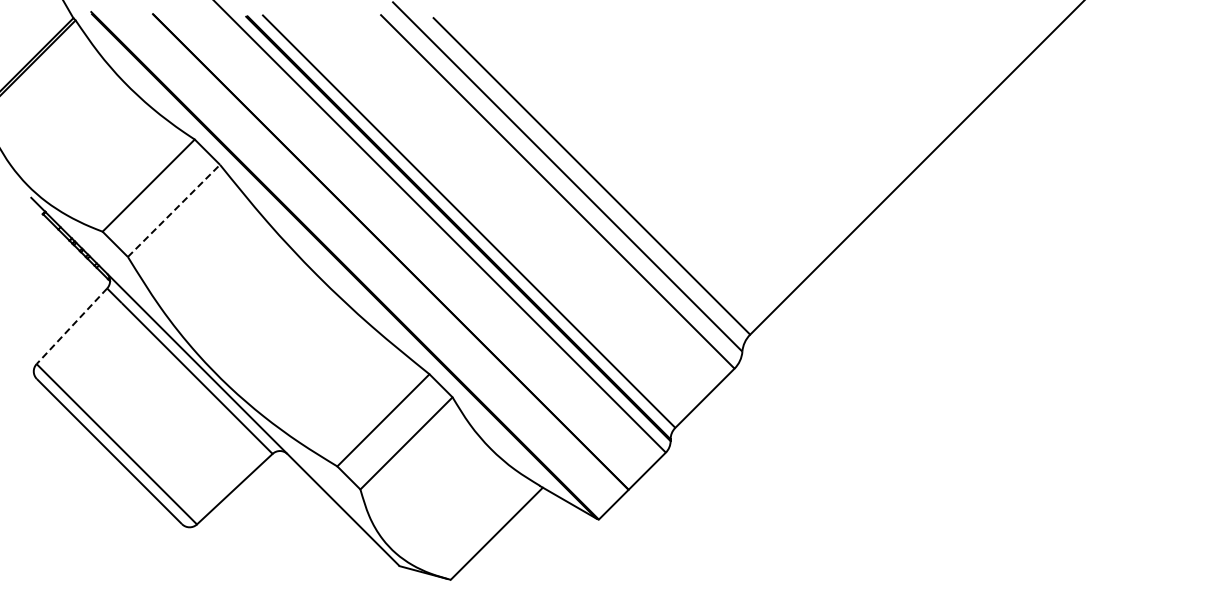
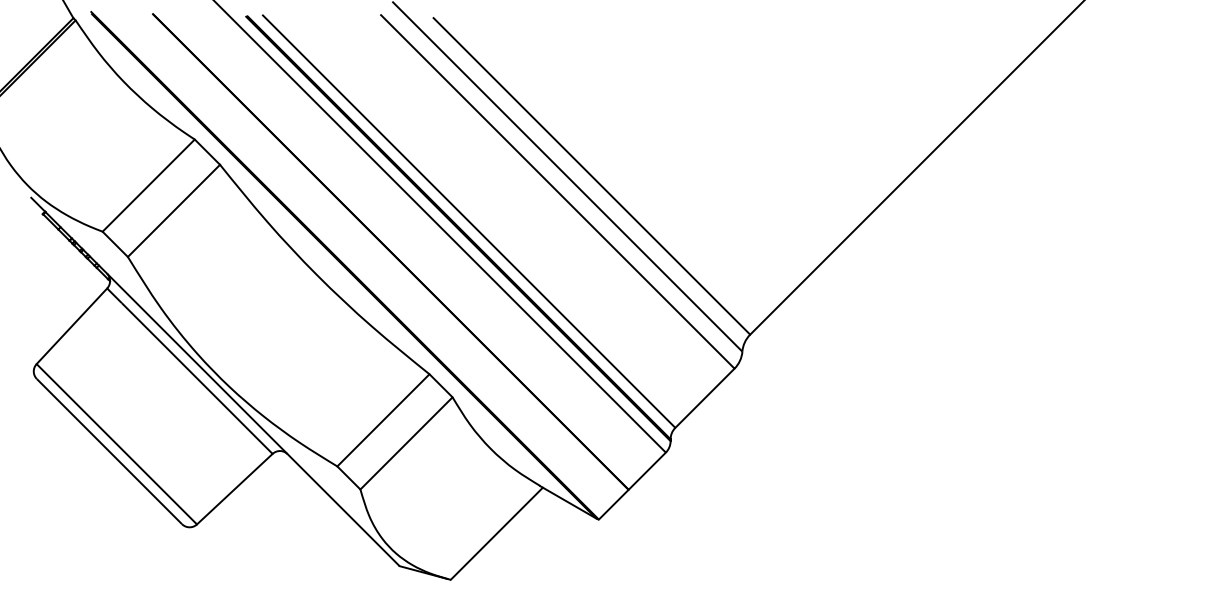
line: dashed -> solid (174, 210)
line: dashed -> solid (71, 326)
